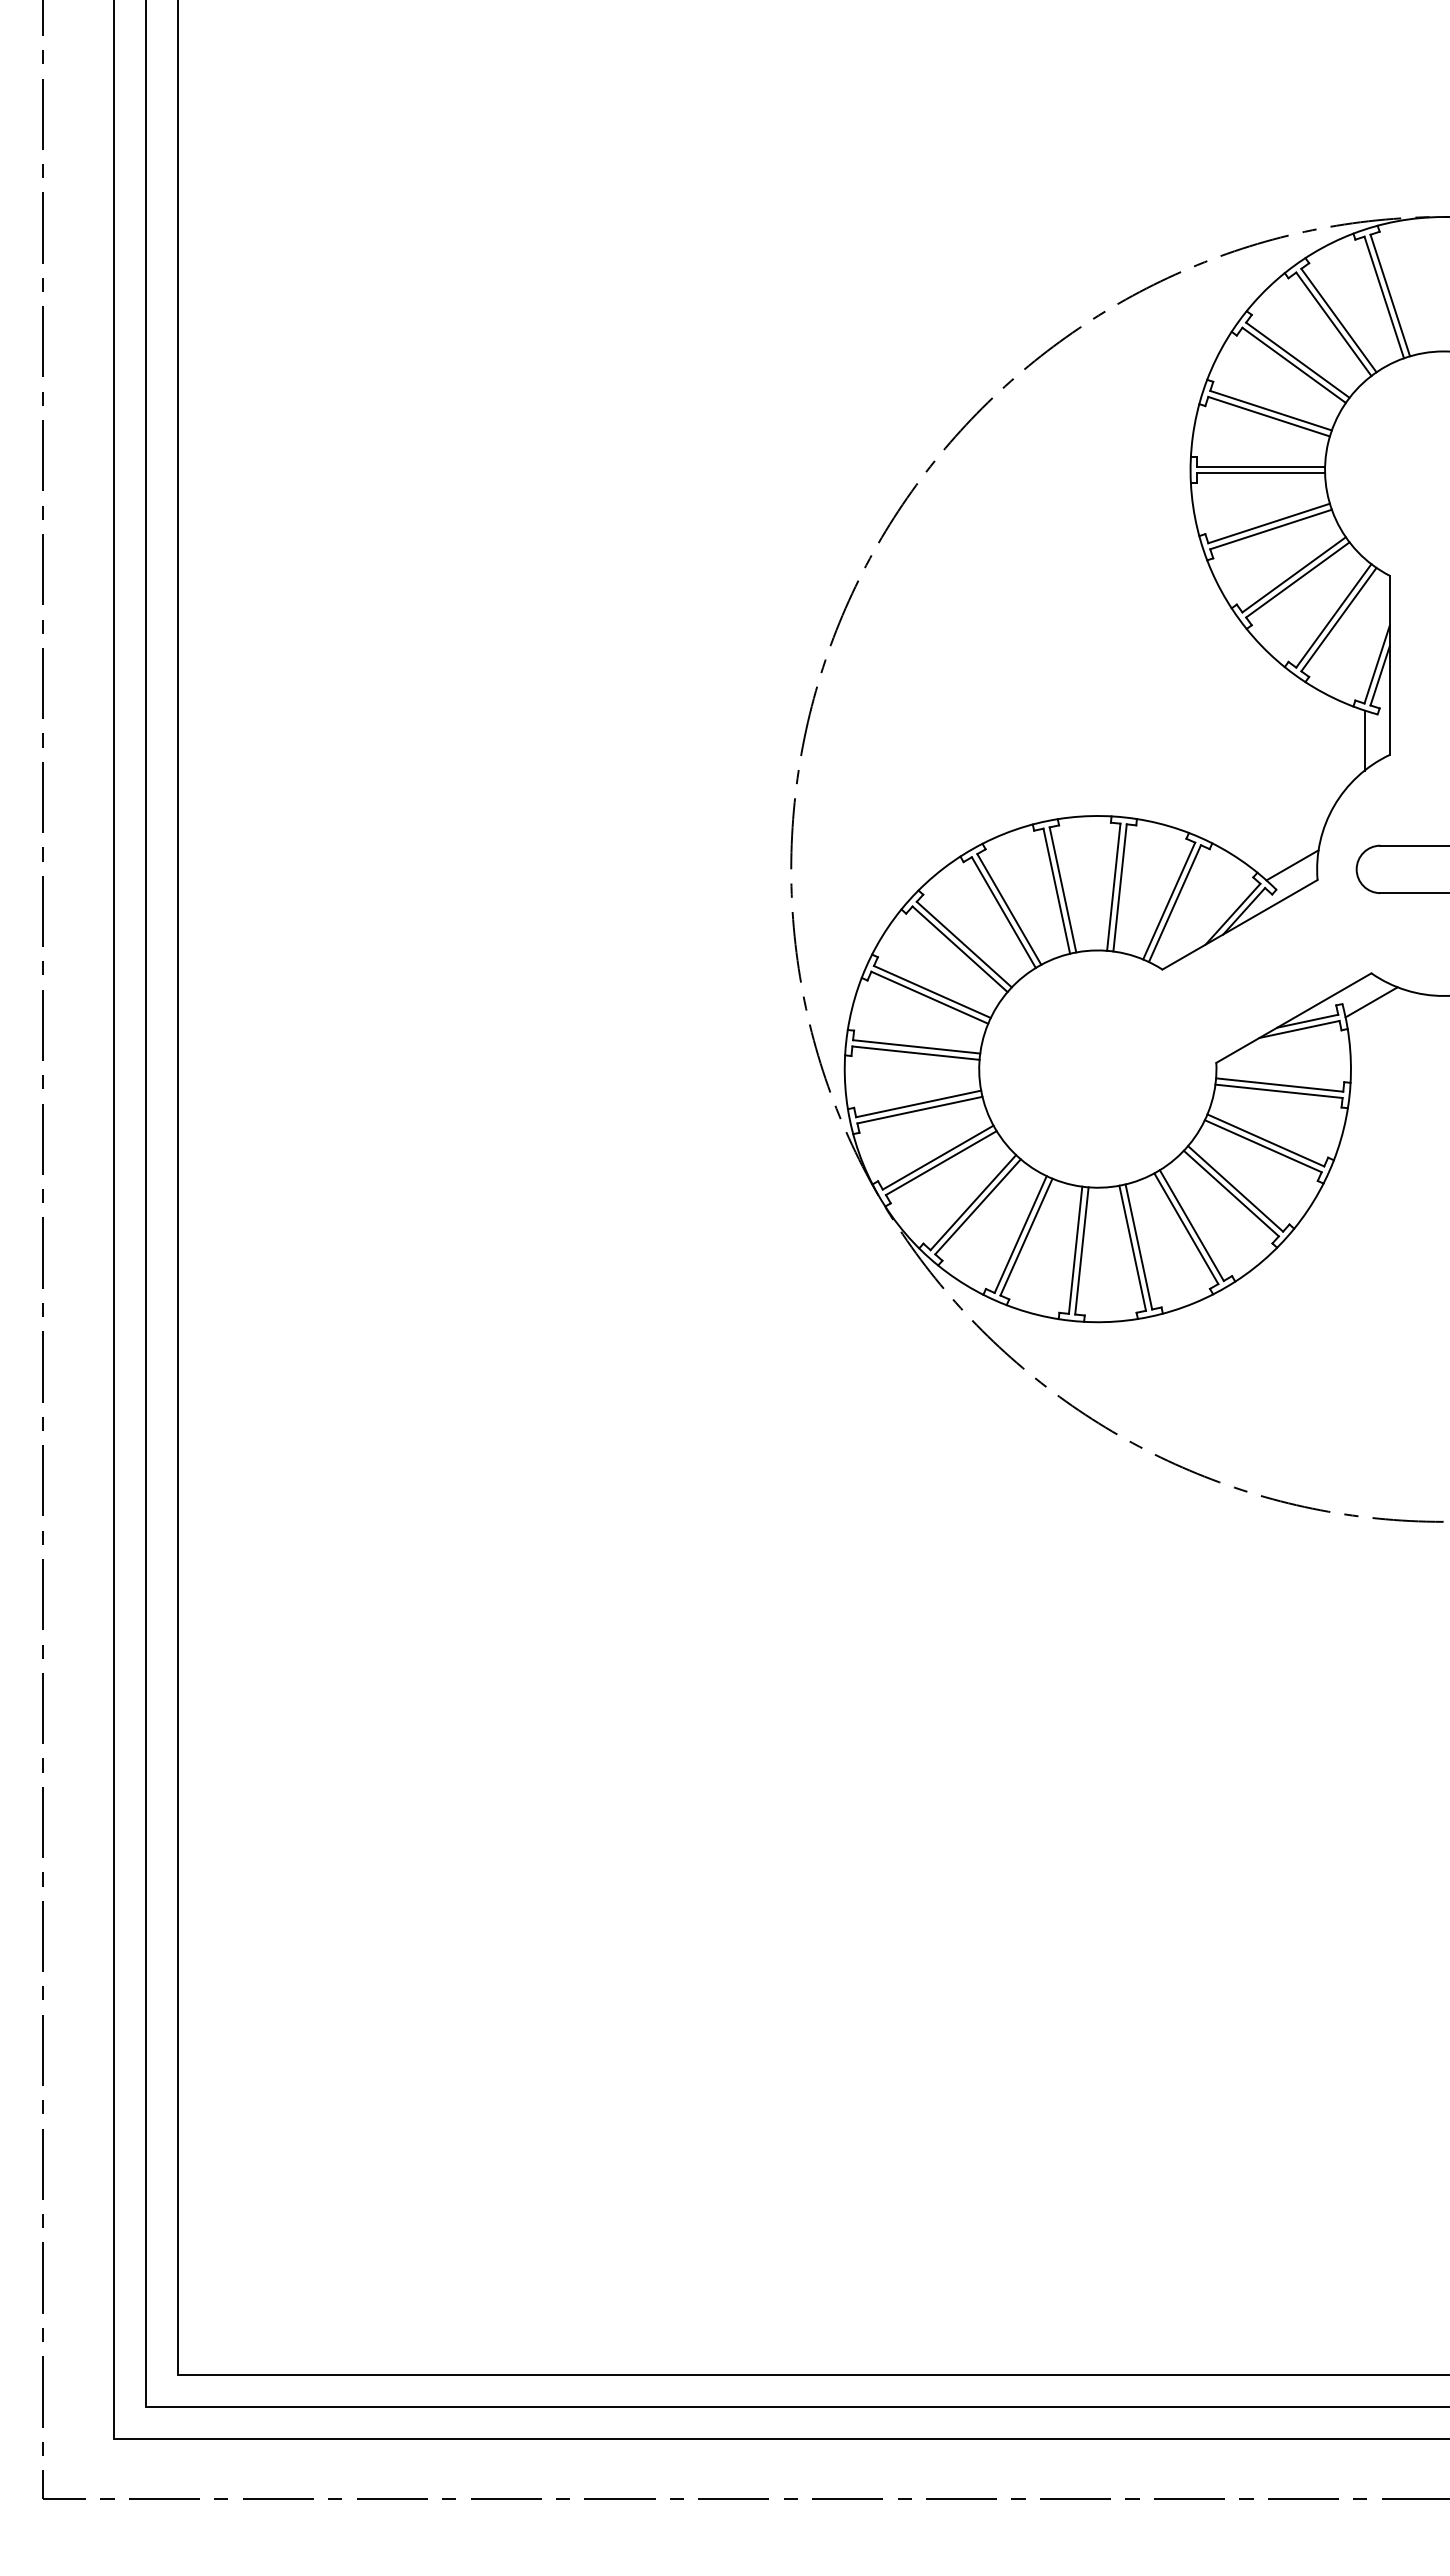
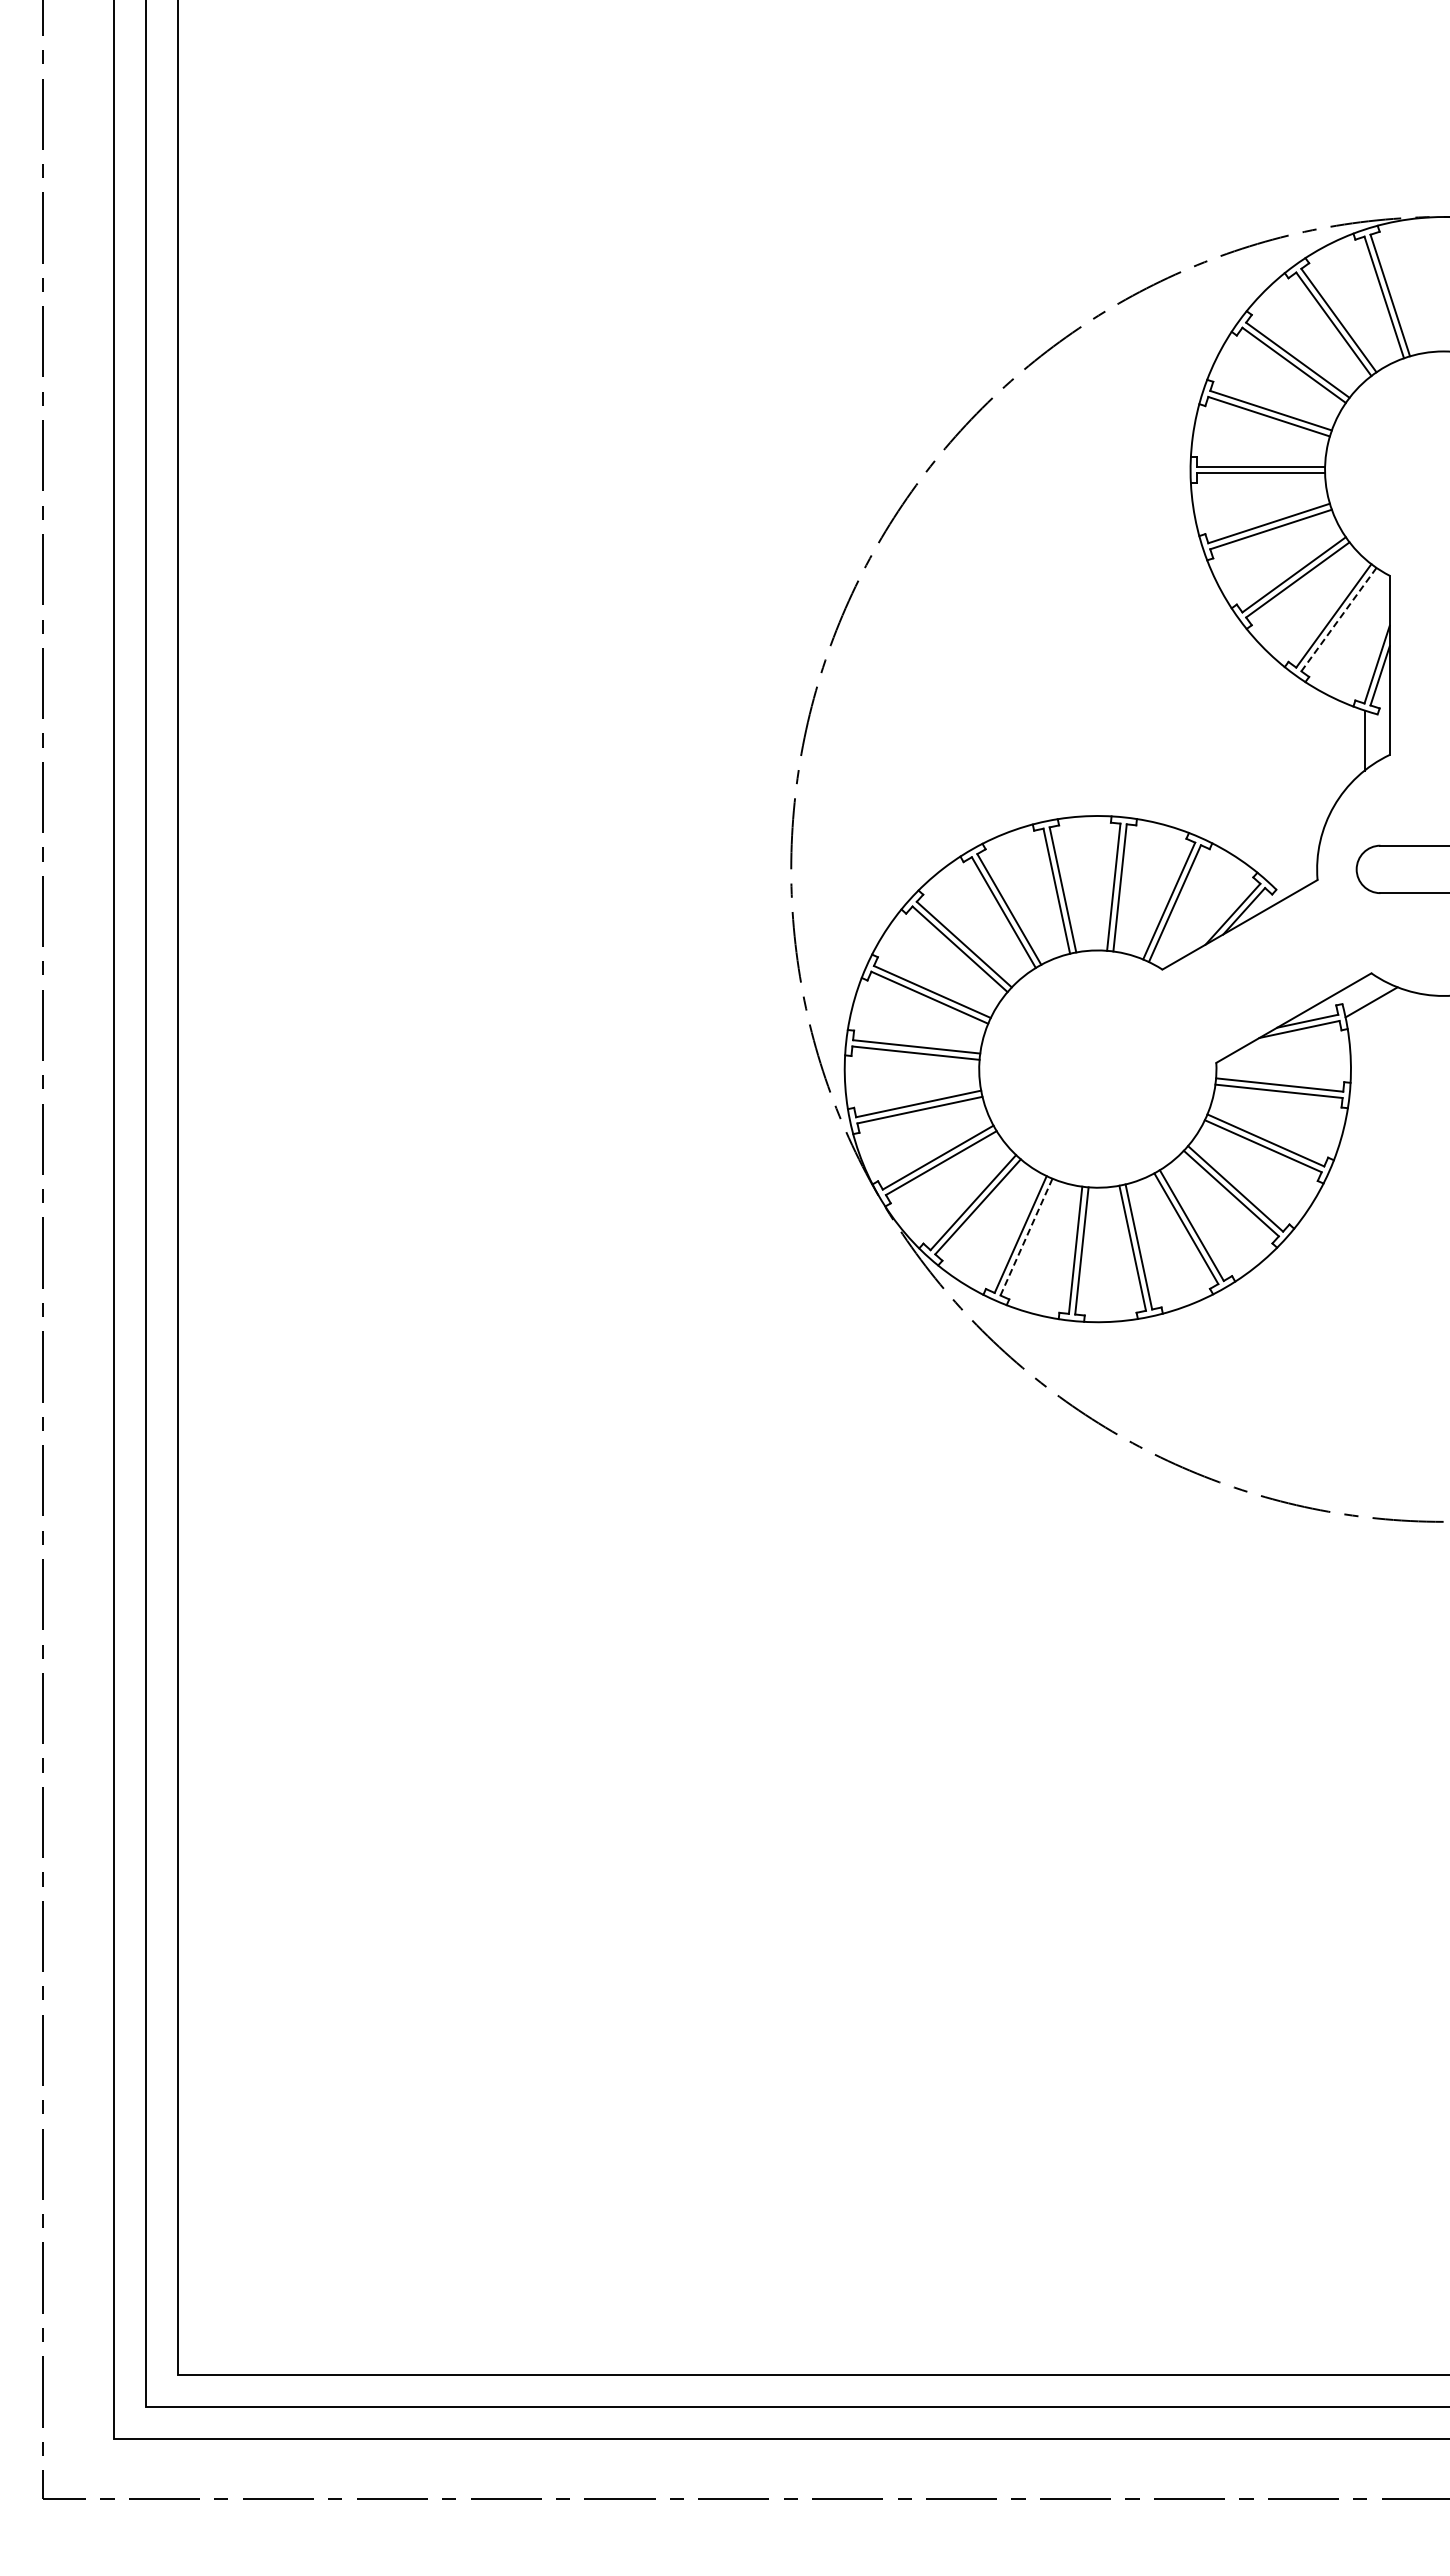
line: solid -> dashed (1338, 619)
line: present -> none (1292, 865)
line: solid -> dashed (1026, 1237)
